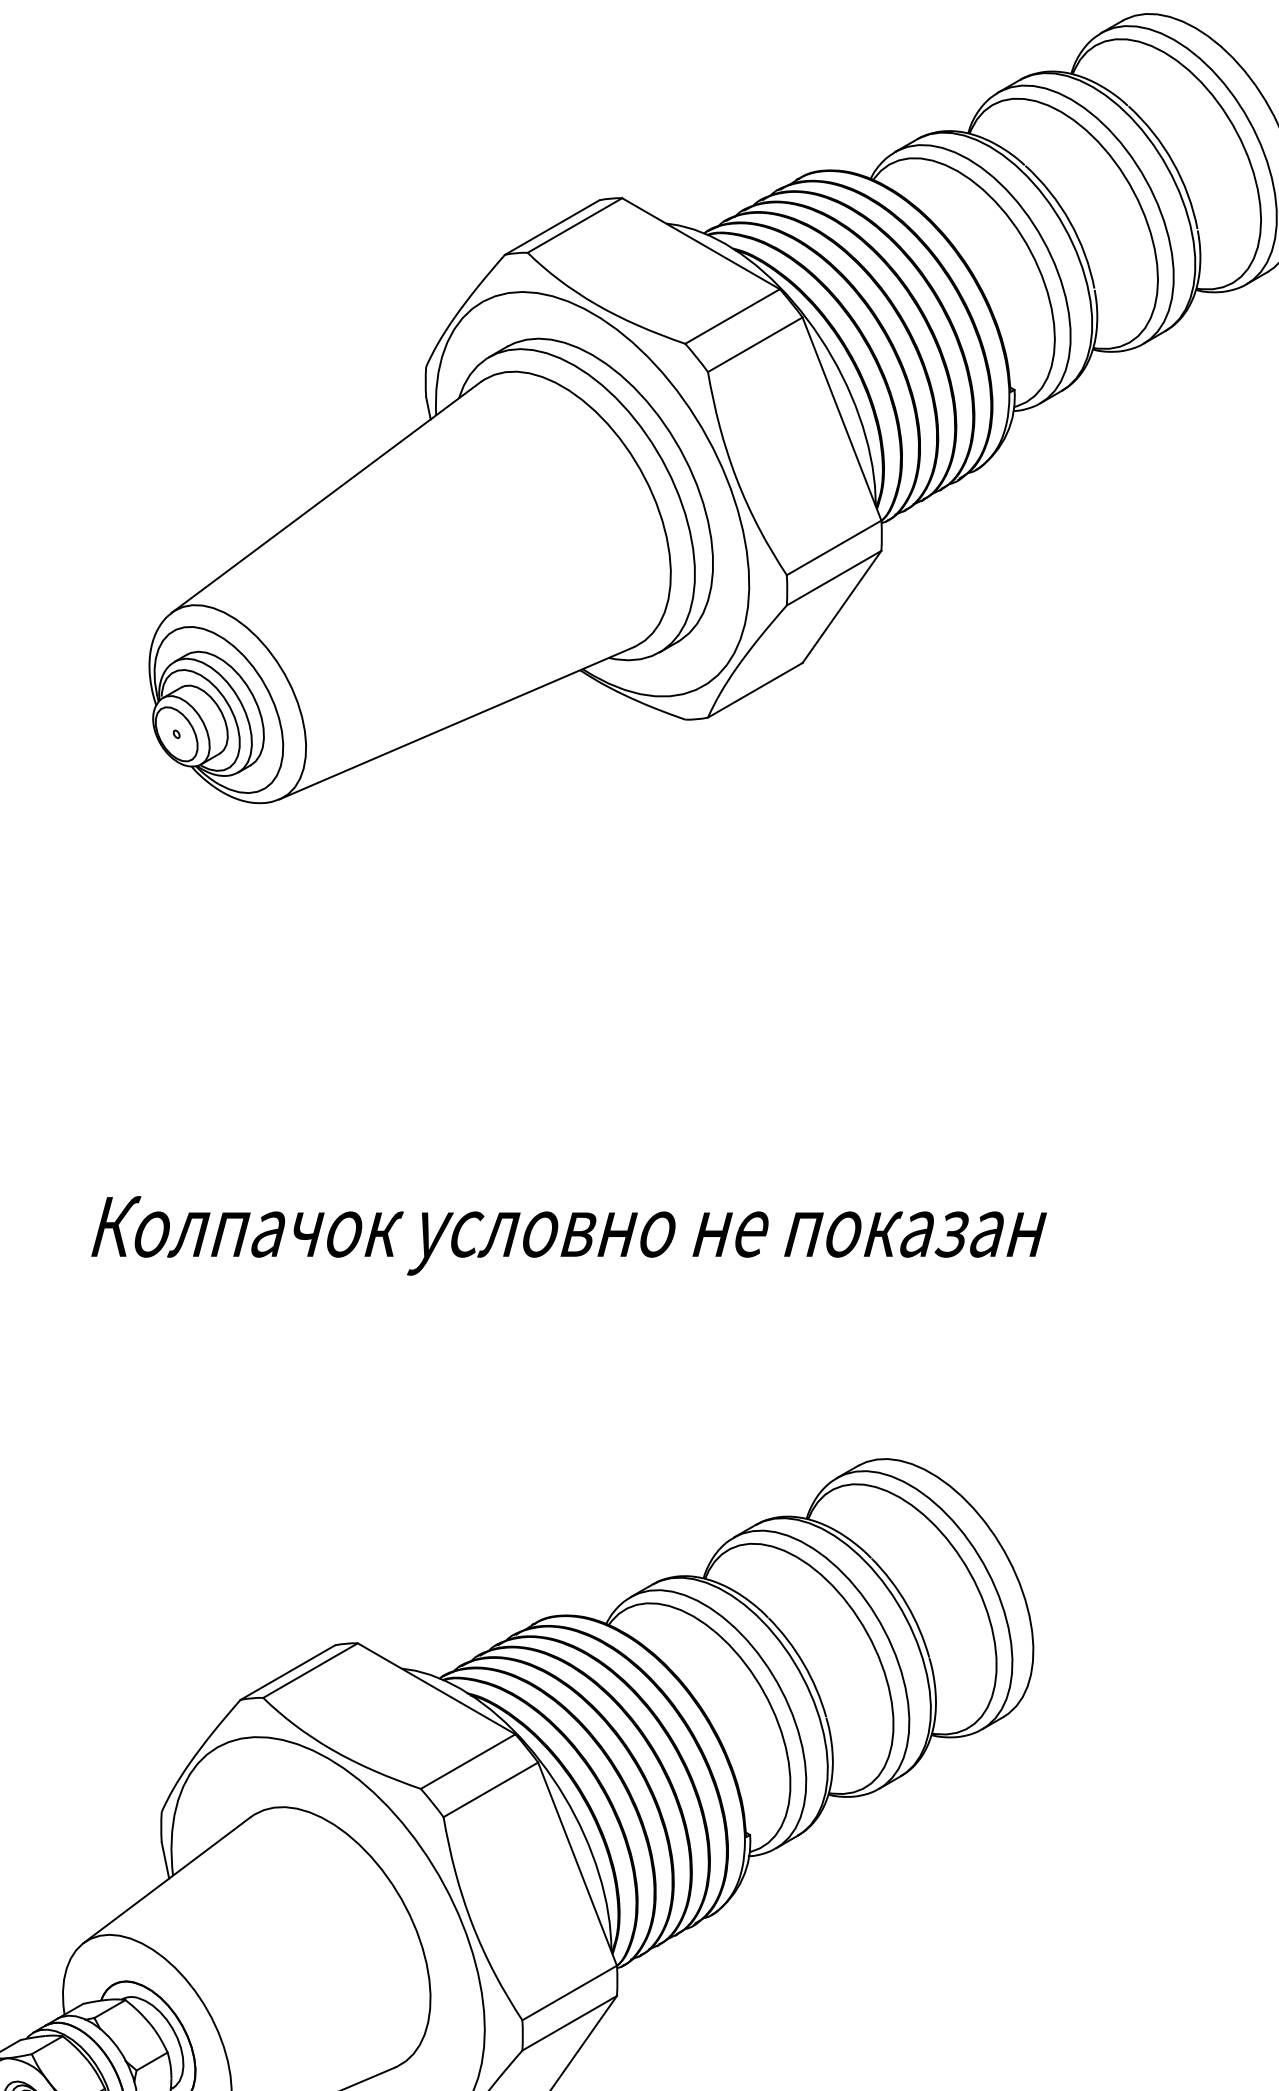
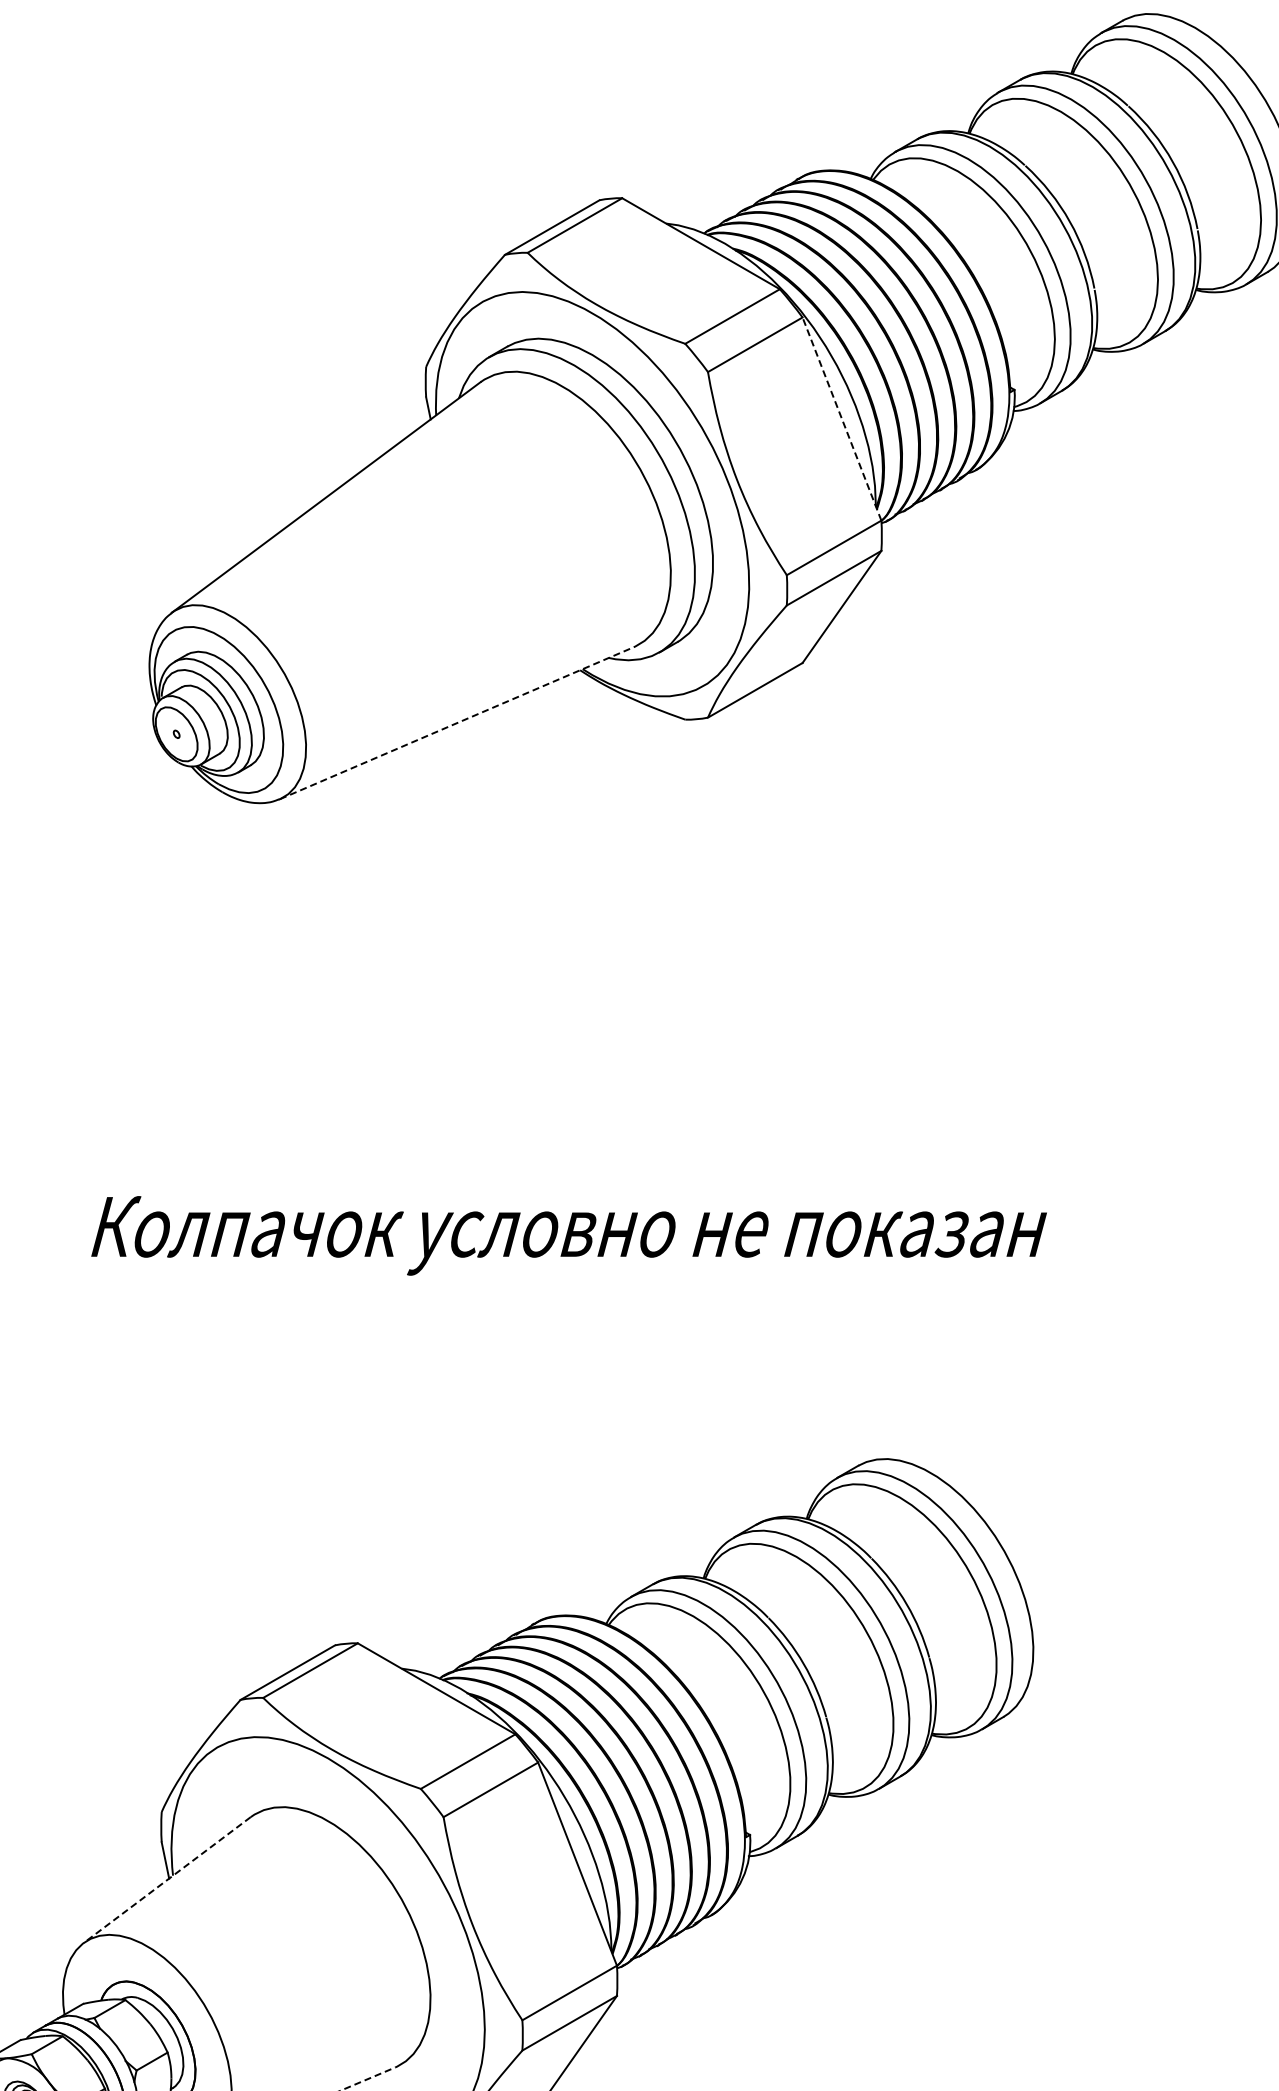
line: solid -> dashed (841, 419)
line: solid -> dashed (457, 723)
line: solid -> dashed (167, 1880)
line: solid -> dashed (367, 2079)
